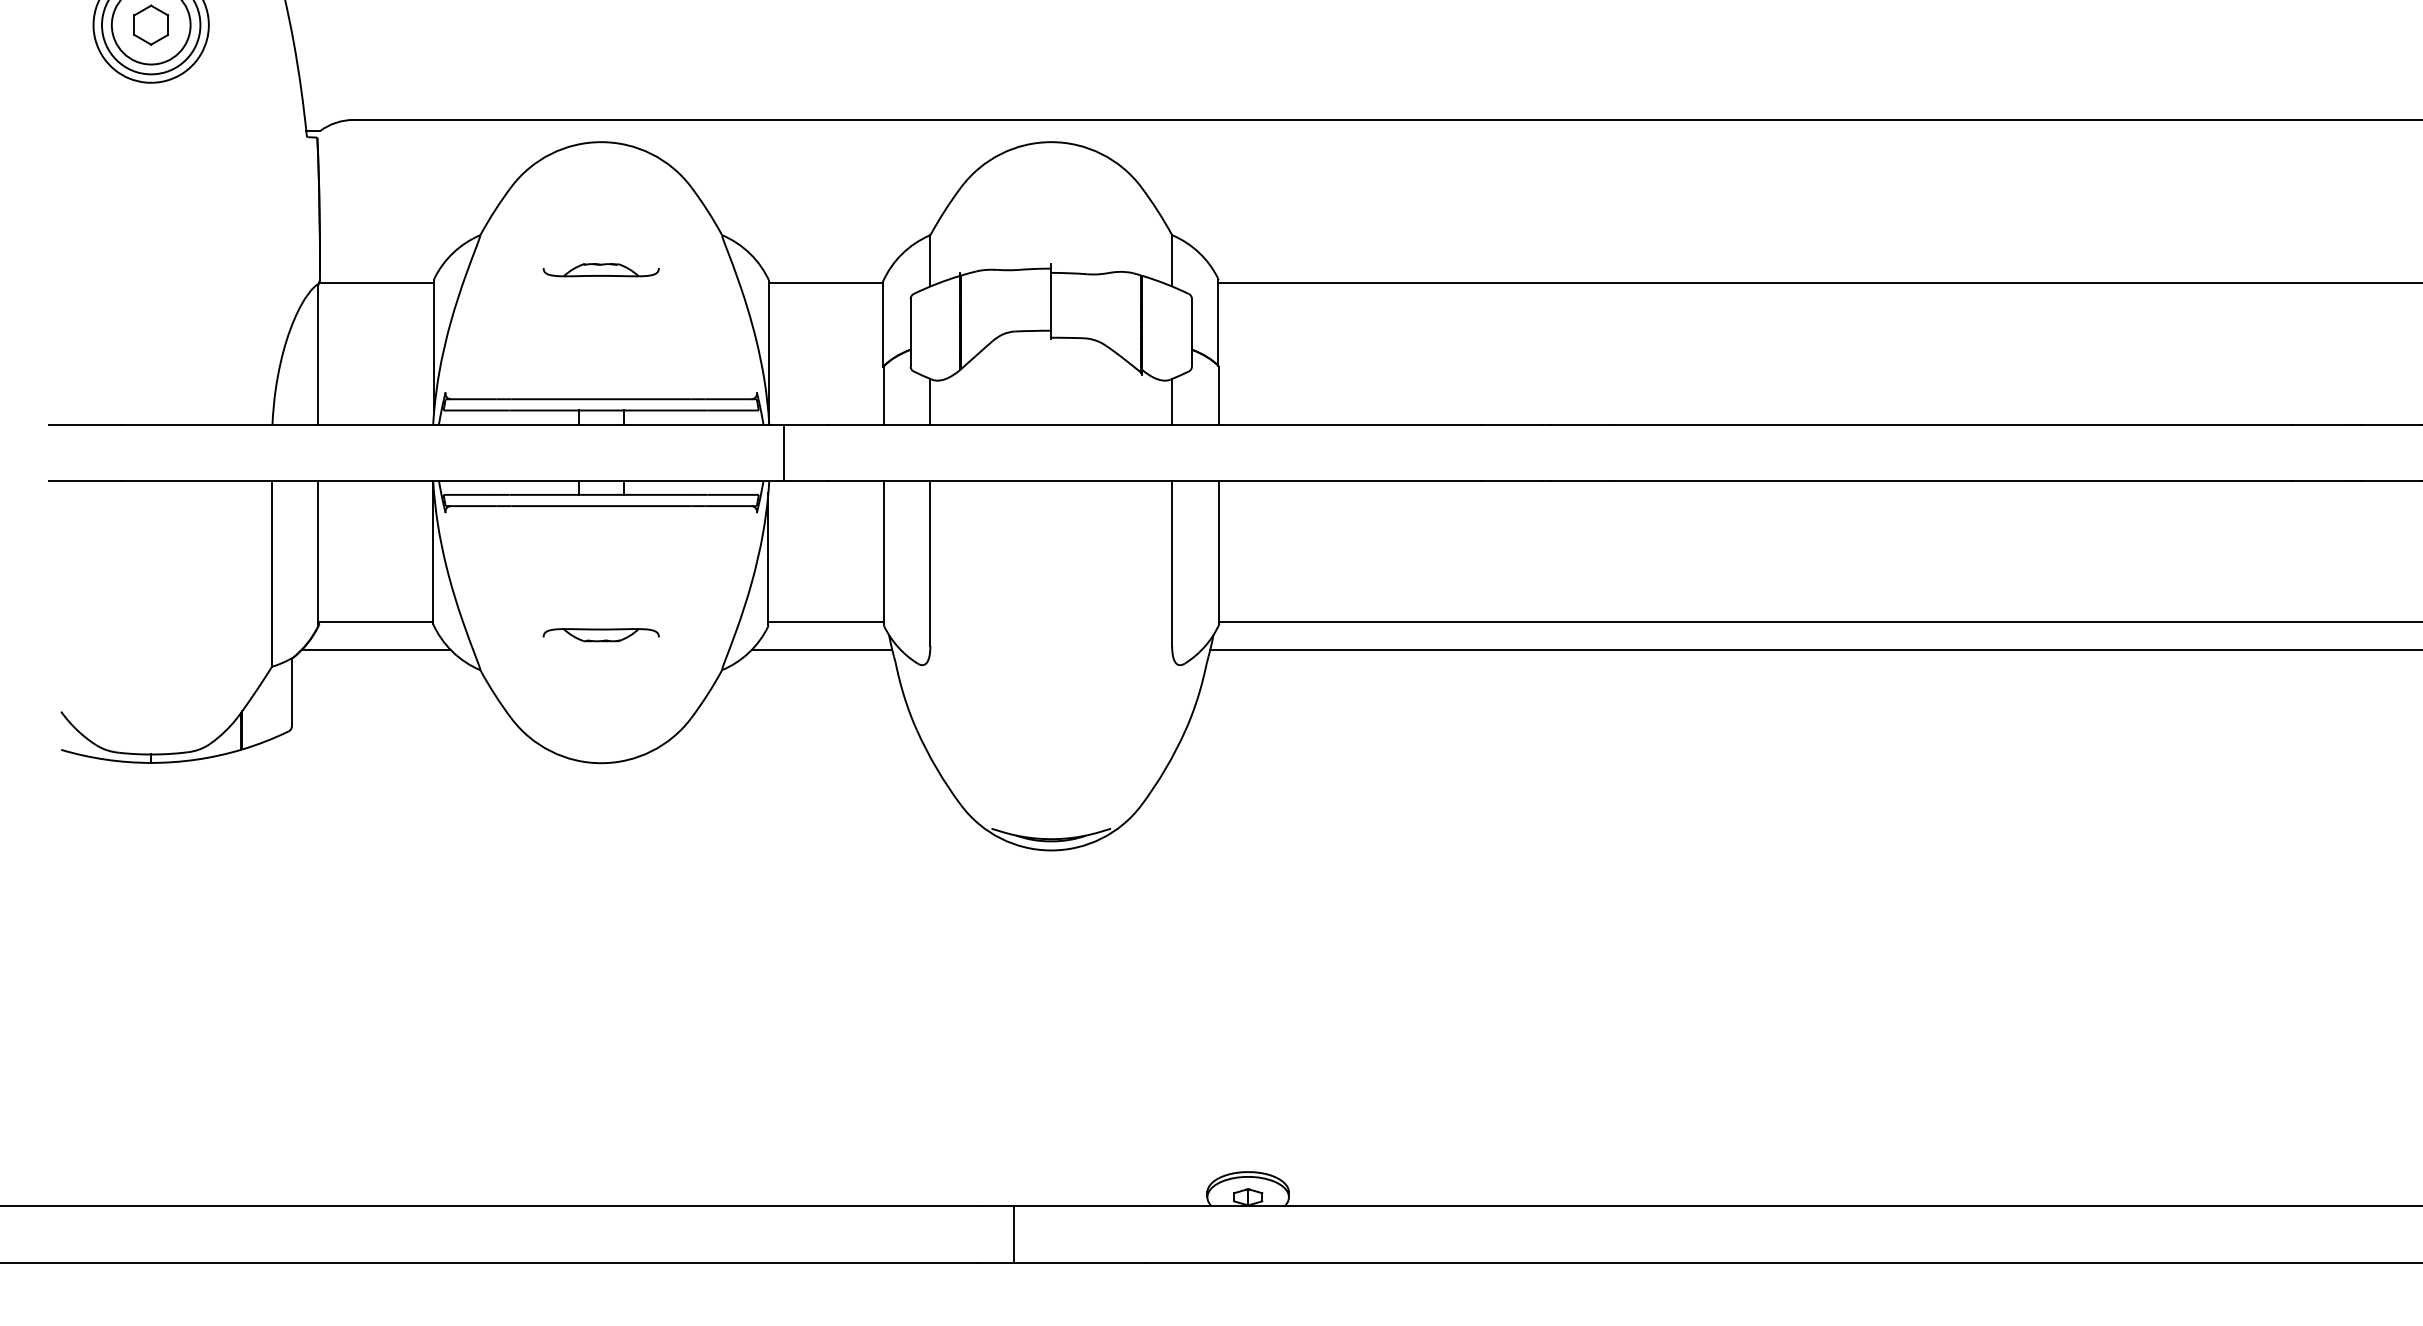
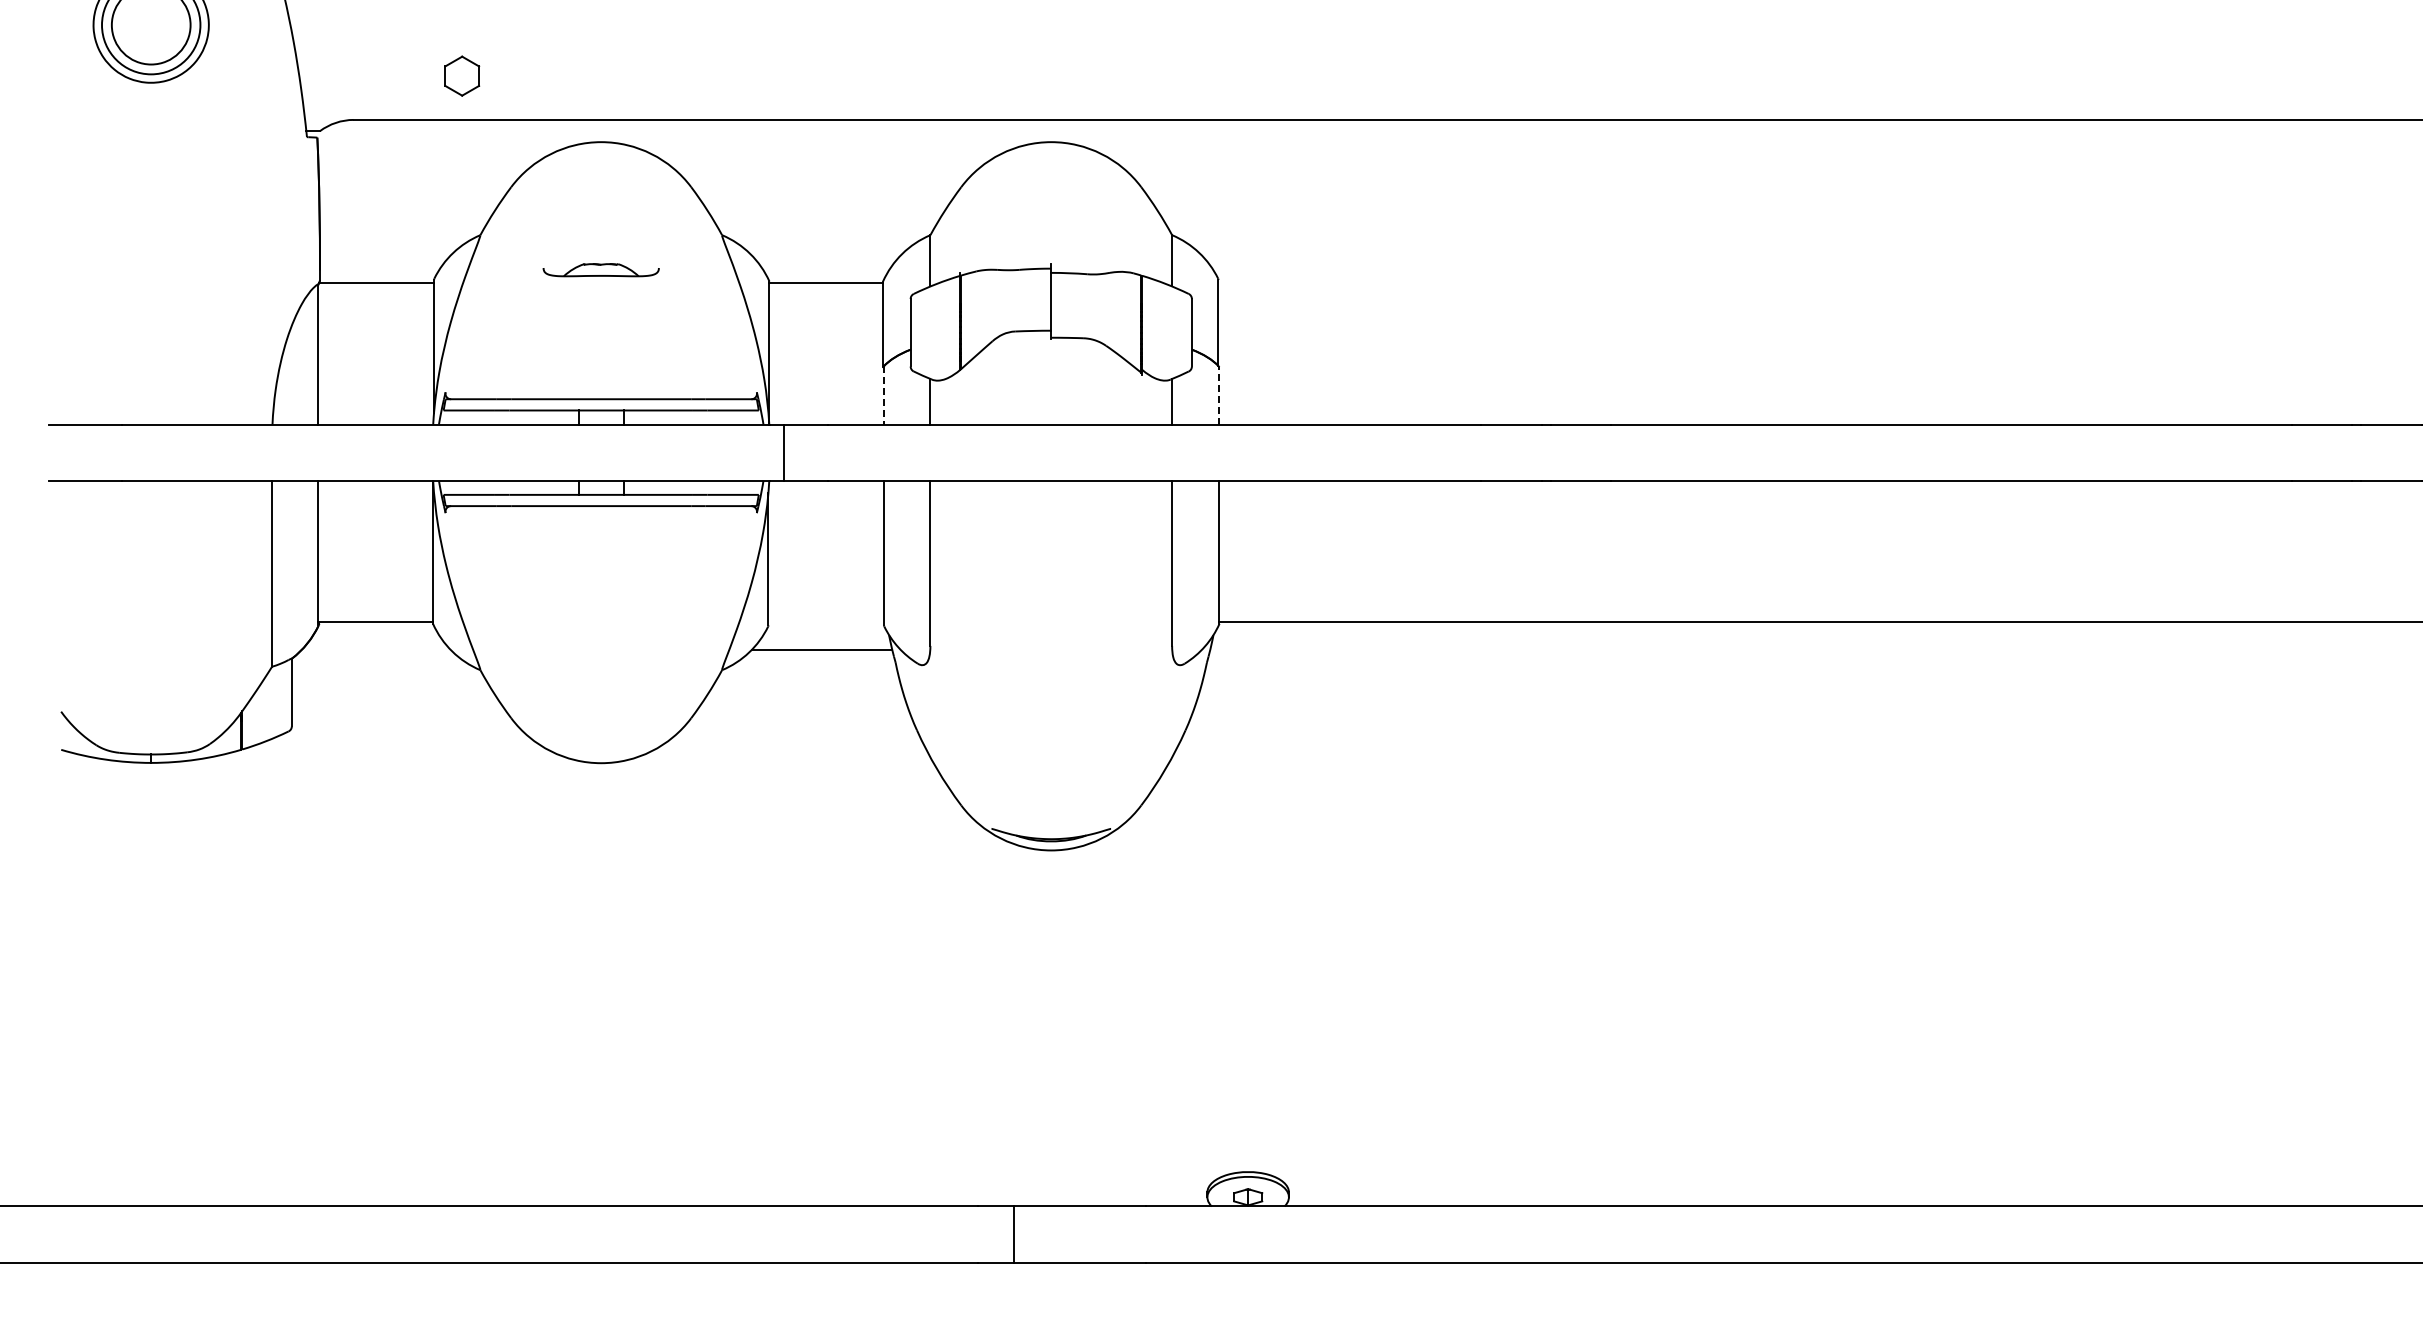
part position: (151, 24) -> (462, 75) (462, 75)
line: present -> none (1818, 283)
line: solid -> dashed (884, 395)
line: solid -> dashed (1219, 395)
line: present -> none (826, 622)
part: present -> none (600, 635)
line: present -> none (375, 649)
line: present -> none (1814, 649)
